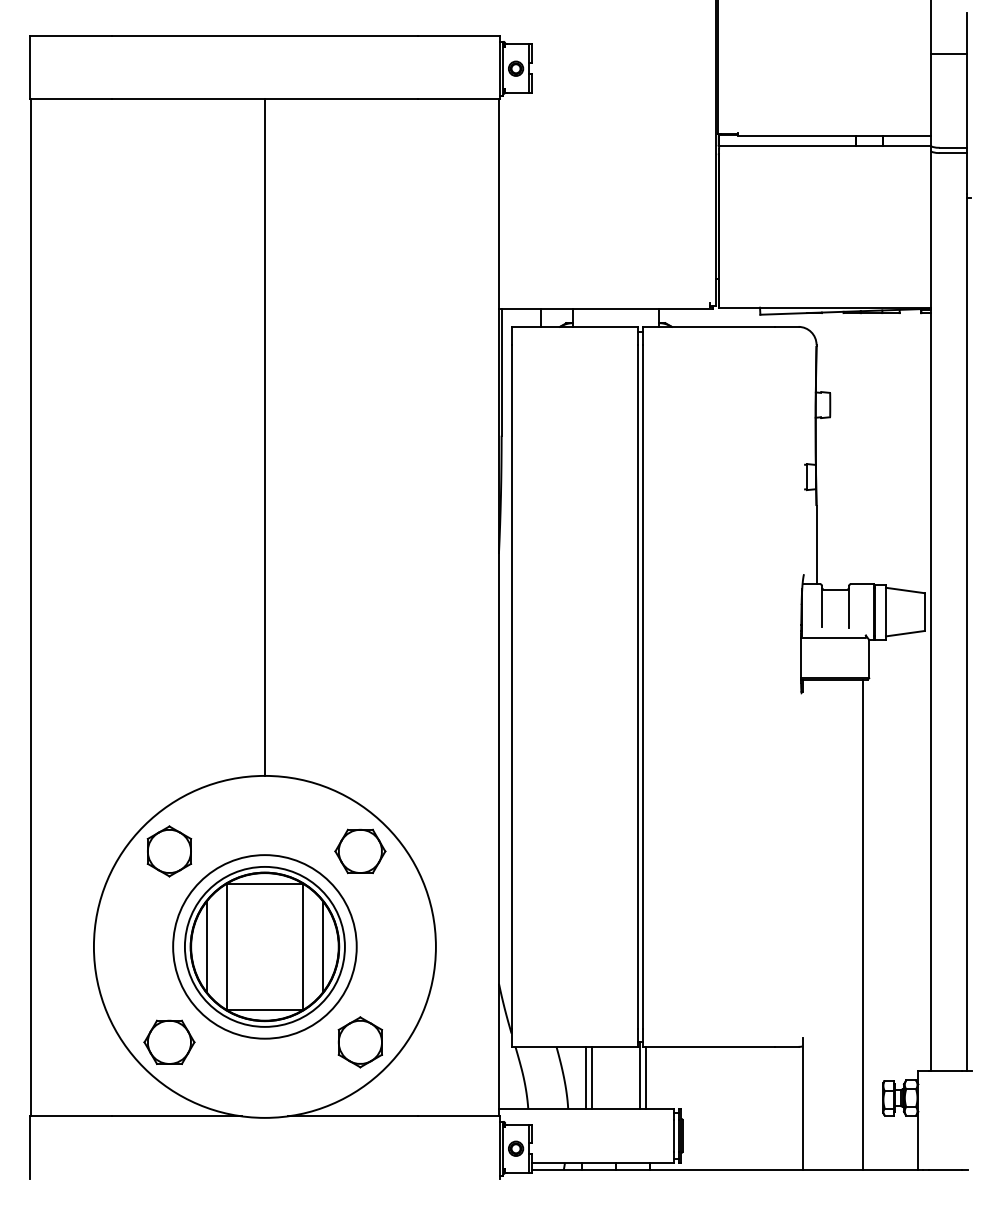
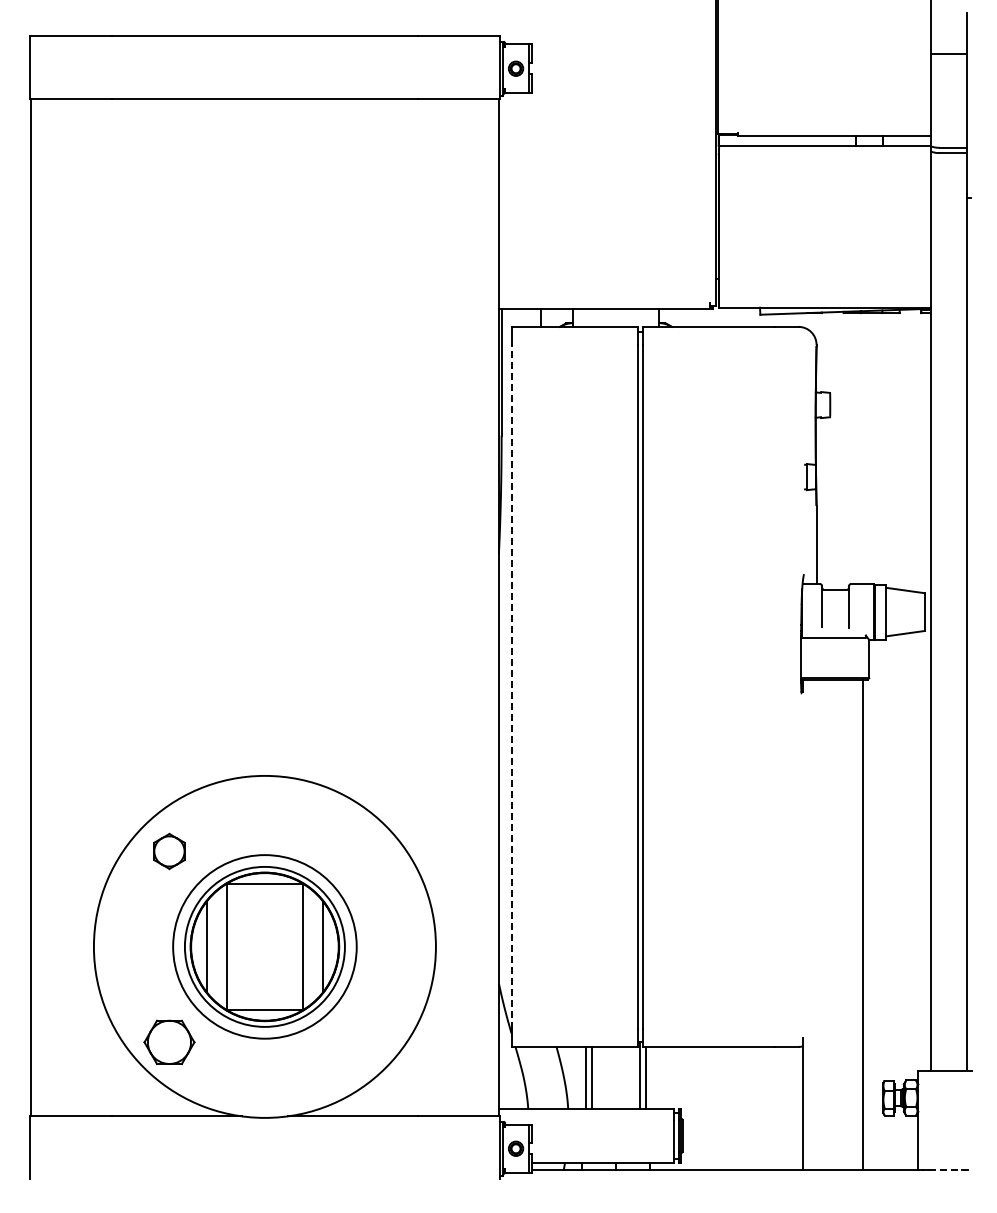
line: present -> none (264, 437)
line: solid -> dashed (511, 686)
part size: 47x53 px -> 33x39 px (169, 851)
part: present -> none (360, 851)
part: present -> none (359, 1042)
line: solid -> dashed (945, 1170)
